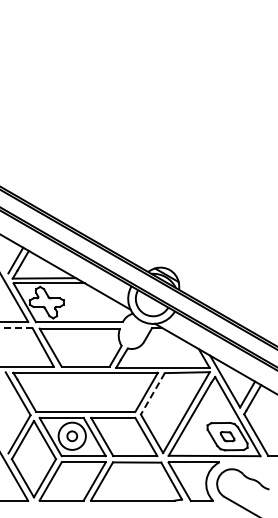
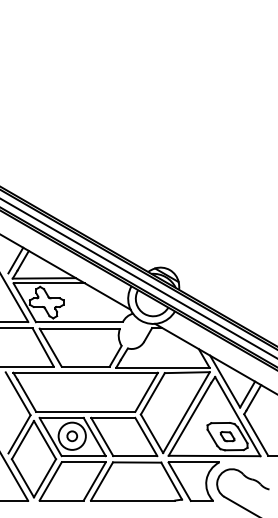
line: none -> present (138, 277)
line: dashed -> solid (16, 328)
line: dashed -> solid (152, 393)
